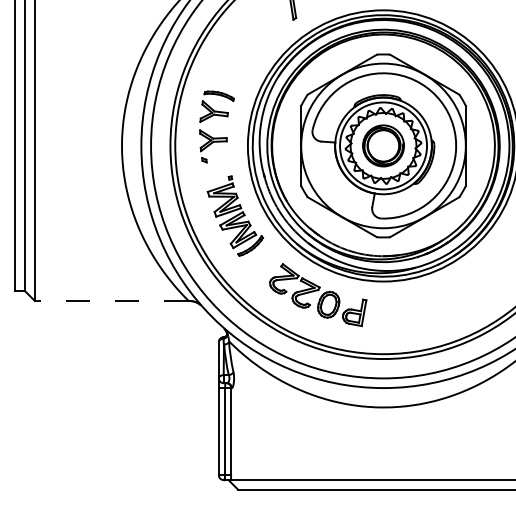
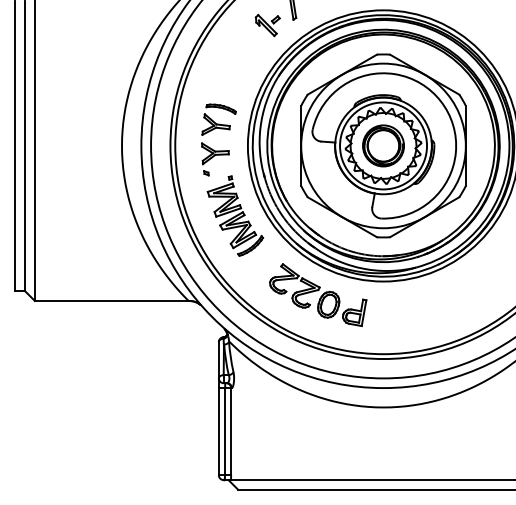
part: none -> present (267, 25)
part position: (218, 116) -> (220, 129) (220, 129)
line: dashed -> solid (111, 300)
